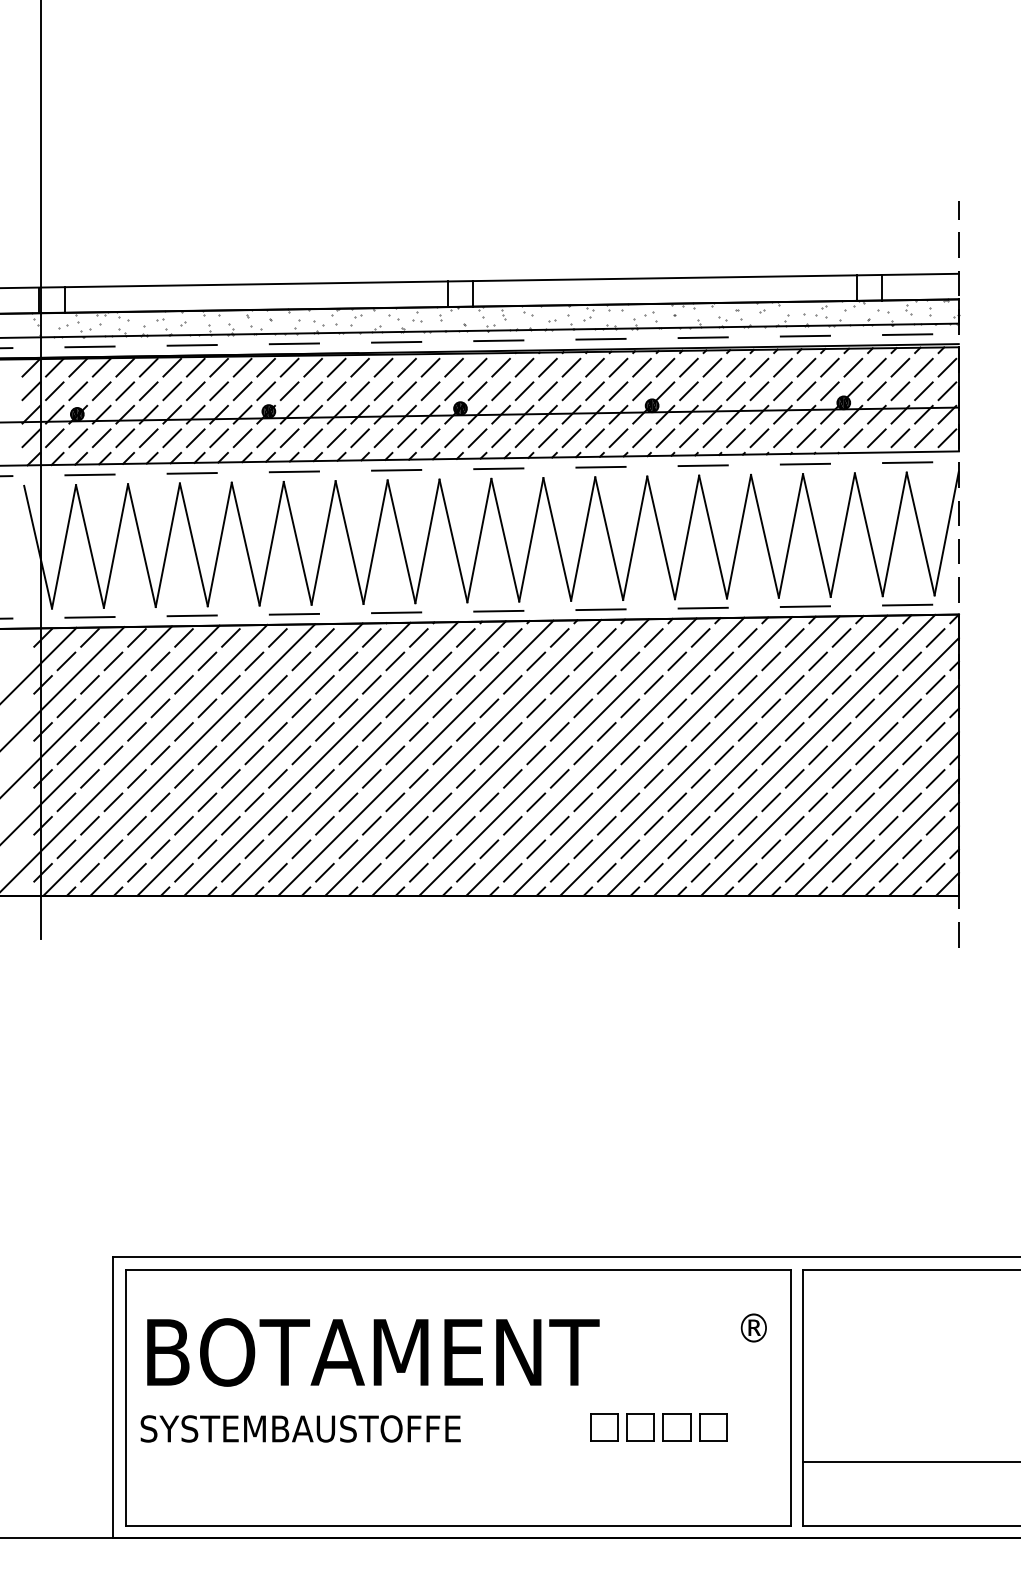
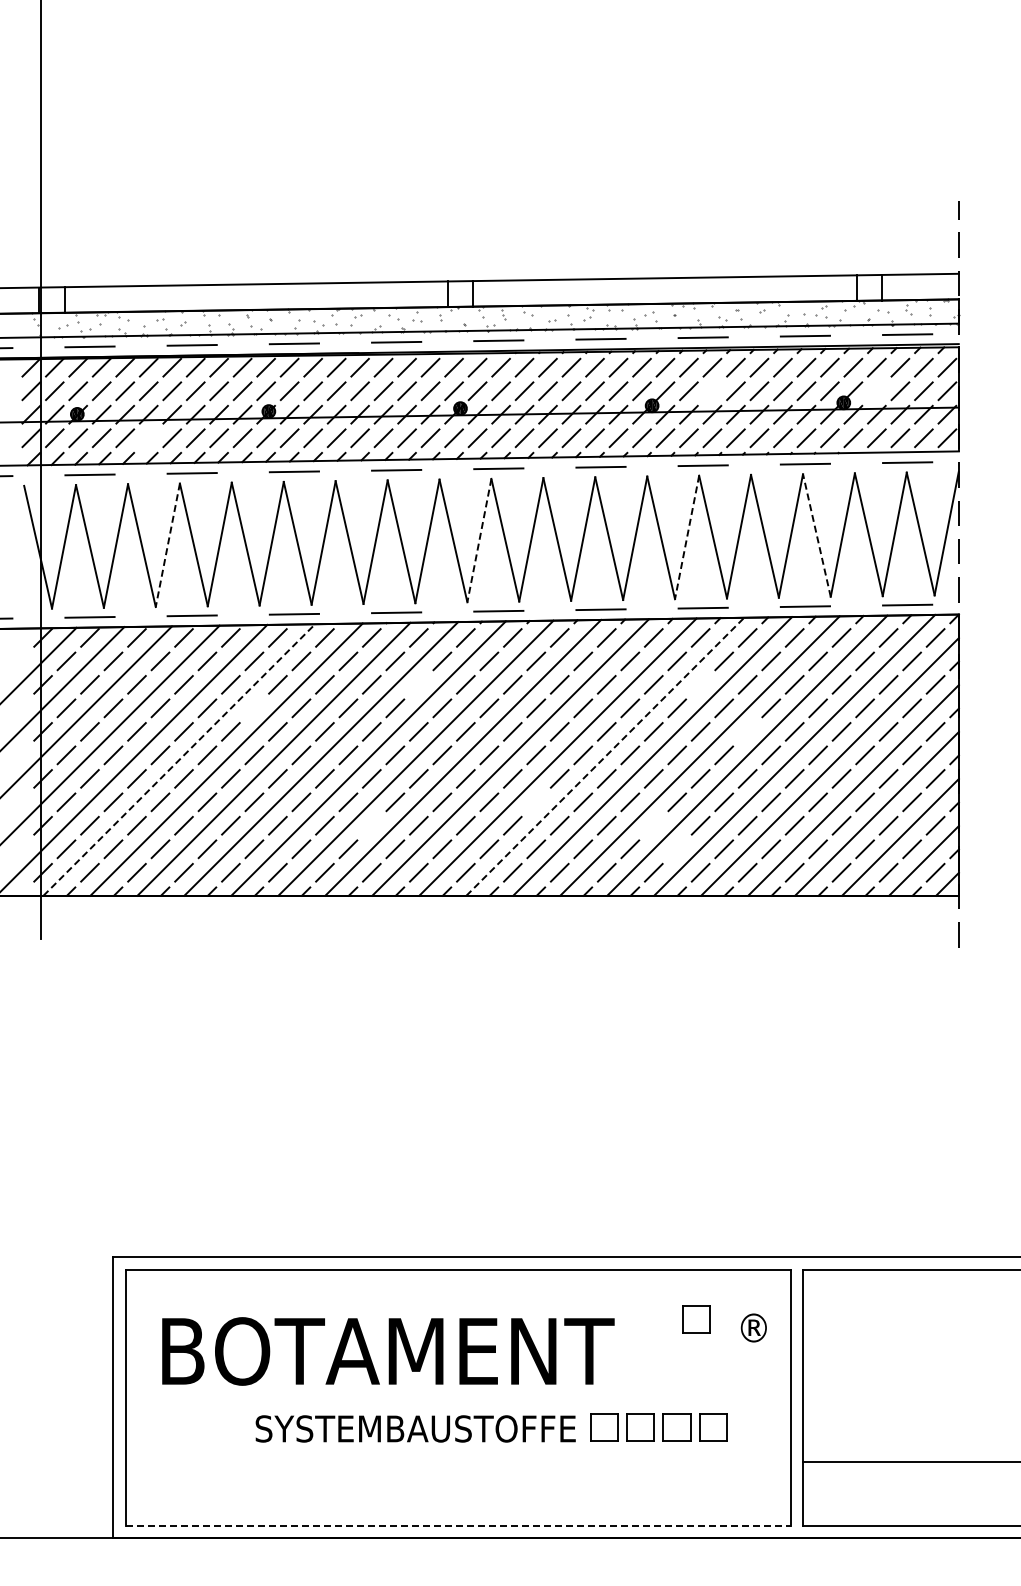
line: present -> none (712, 391)
line: present -> none (876, 391)
line: present -> none (148, 438)
line: solid -> dashed (816, 535)
line: solid -> dashed (687, 537)
line: solid -> dashed (479, 540)
line: solid -> dashed (167, 545)
line: present -> none (418, 684)
line: present -> none (700, 684)
line: present -> none (254, 708)
line: present -> none (747, 731)
line: solid -> dashed (605, 756)
line: solid -> dashed (179, 759)
line: present -> none (536, 802)
line: present -> none (371, 825)
line: present -> none (653, 825)
line: present -> none (677, 849)
part: none -> present (696, 1319)
text position: (373, 1352) -> (388, 1351) (388, 1351)
text position: (300, 1428) -> (415, 1428) (415, 1428)
line: solid -> dashed (458, 1525)
